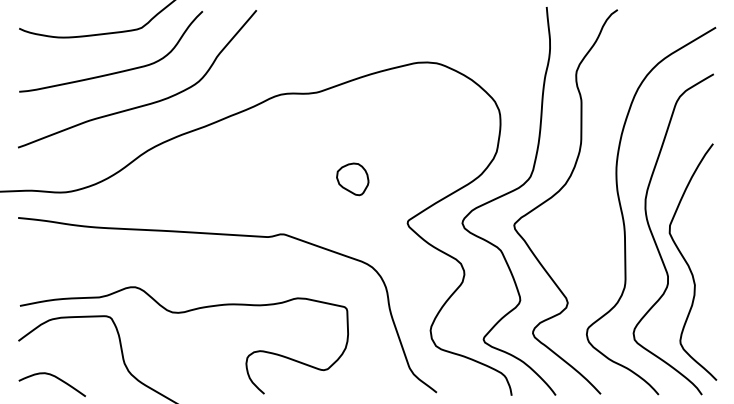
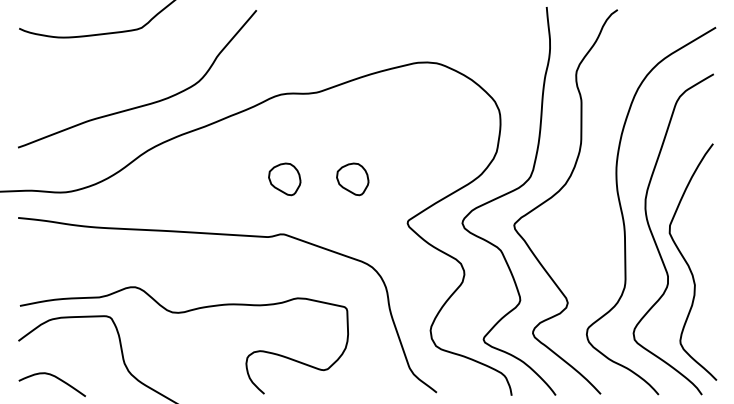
curve: present -> none (117, 71)
part: none -> present (284, 179)
